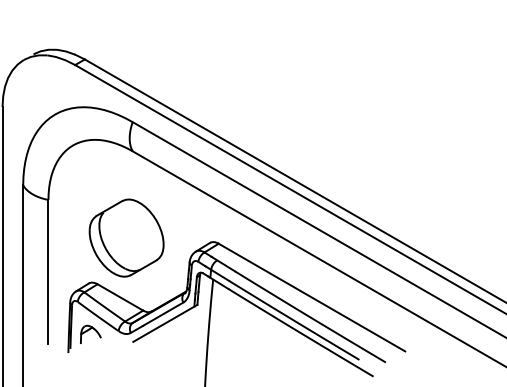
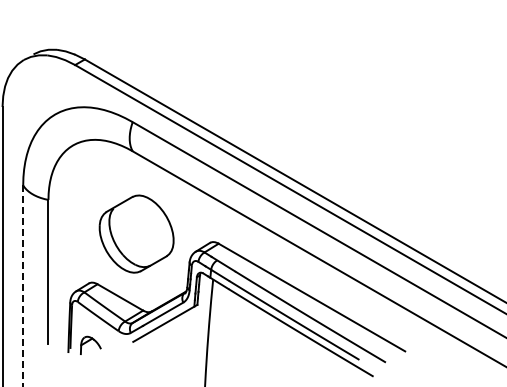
part position: (126, 237) -> (136, 233) (136, 233)
line: solid -> dashed (23, 286)
part position: (90, 333) -> (90, 344) (90, 344)
